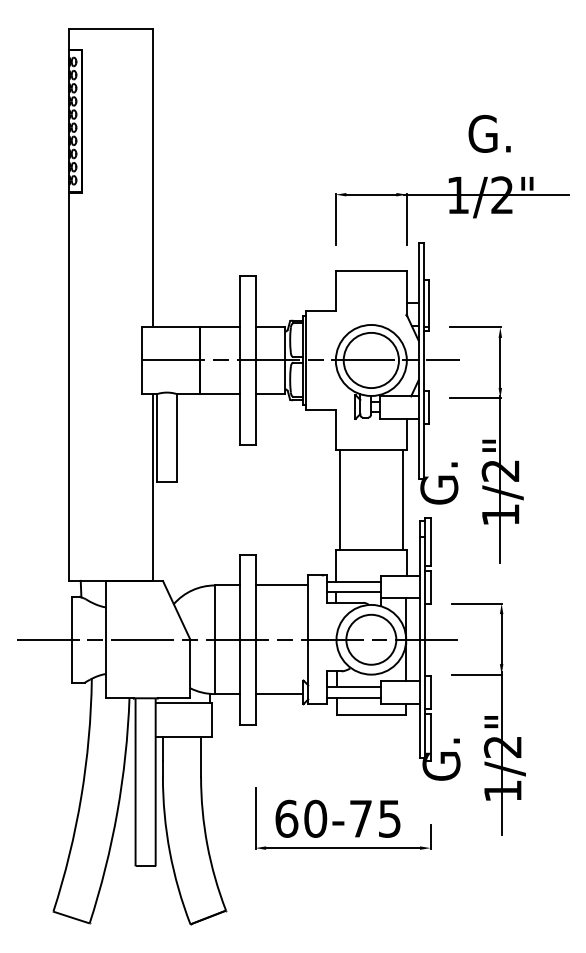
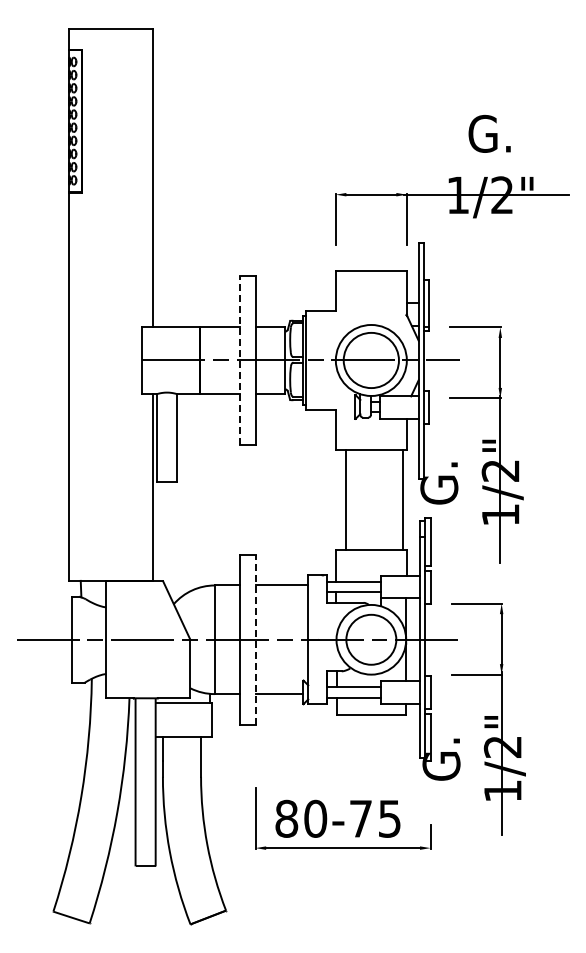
line: solid -> dashed (239, 360)
line position: (339, 499) -> (345, 499) (345, 499)
line: solid -> dashed (255, 639)
text: 60-75 -> 80-75 (286, 818)
